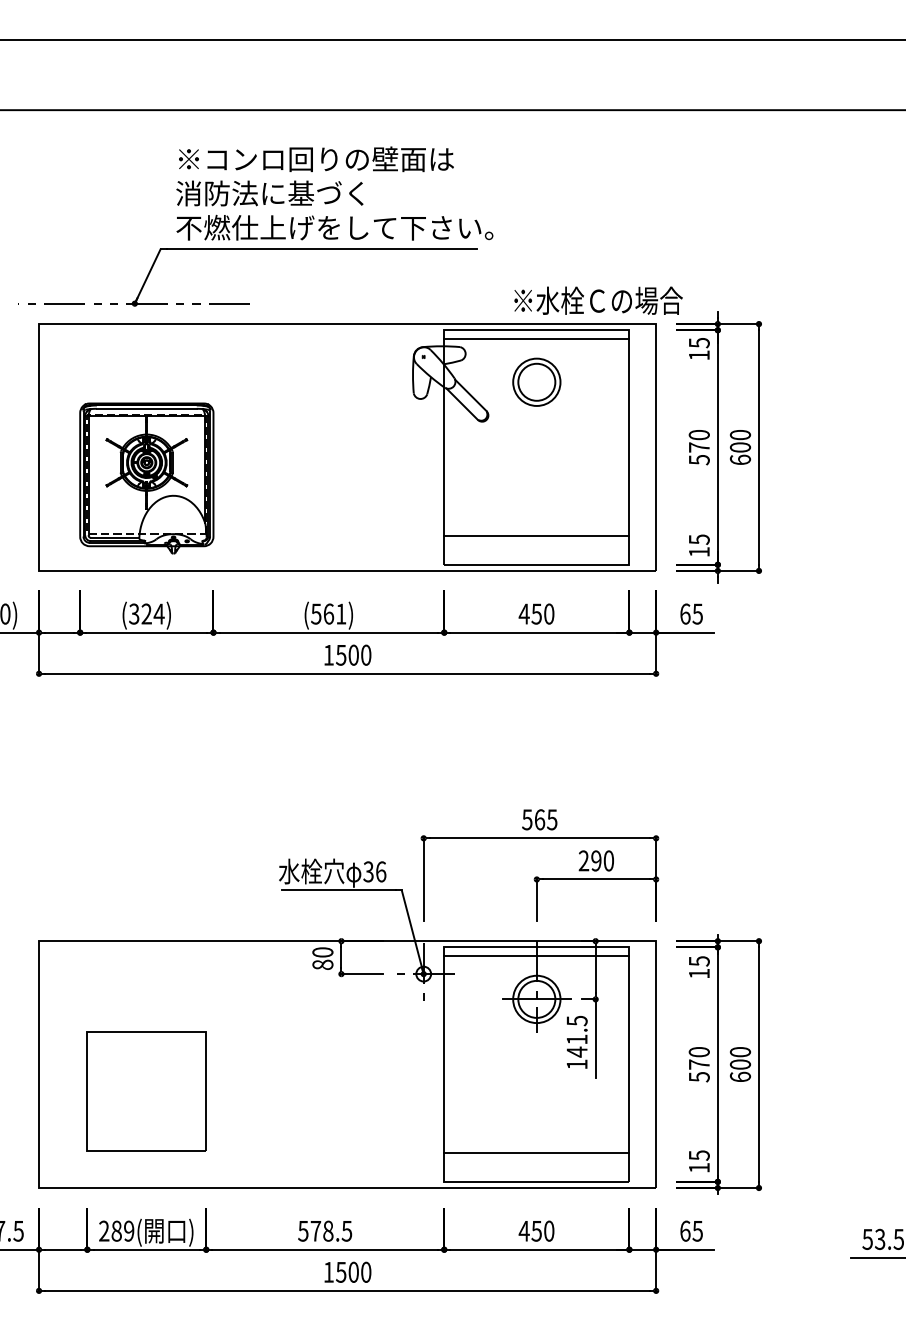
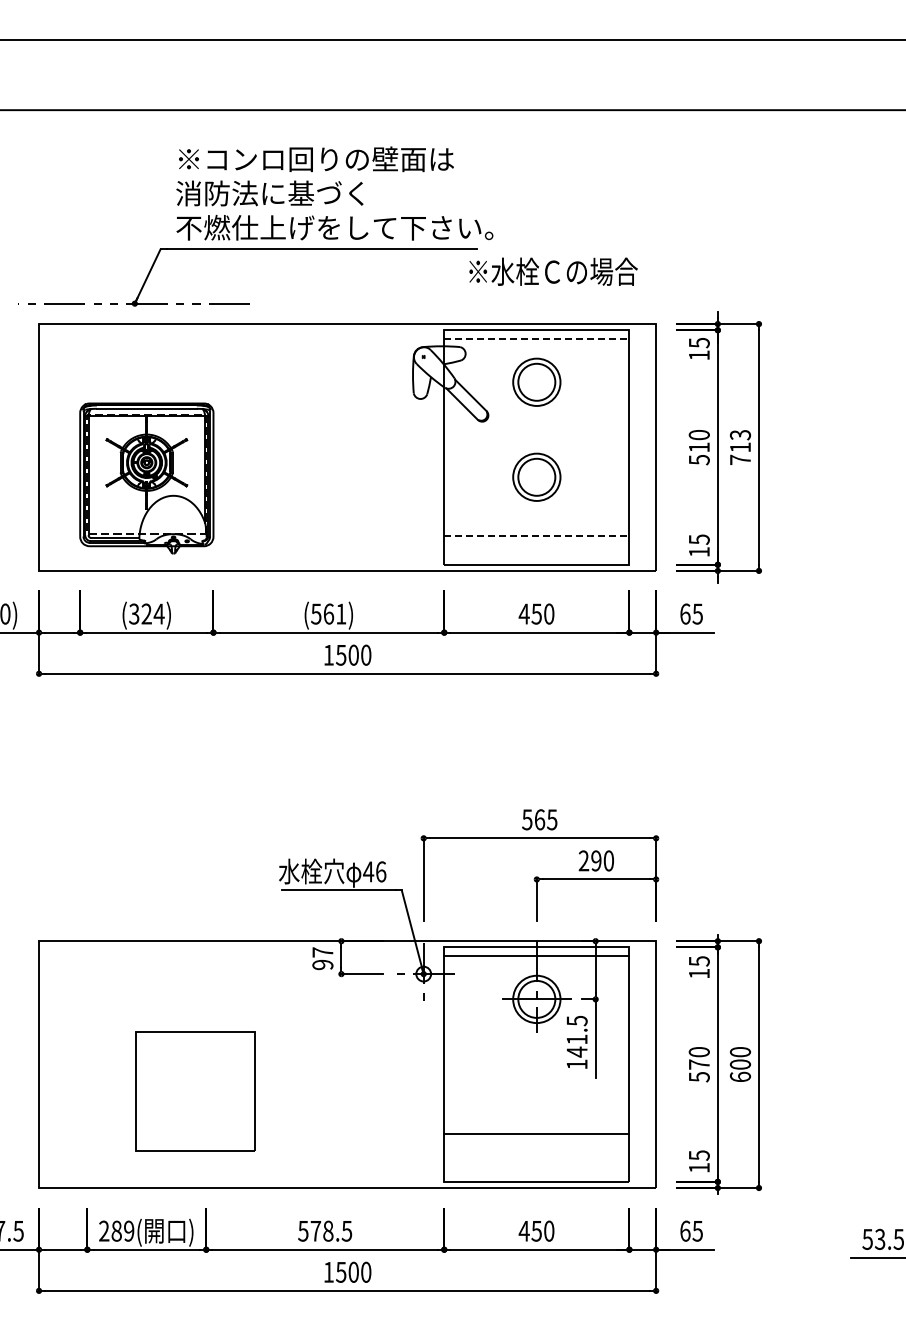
text position: (598, 300) -> (553, 271) (553, 271)
line: solid -> dashed (536, 338)
text: 570 -> 510 (699, 447)
text: 600 -> 713 (740, 447)
part: none -> present (536, 476)
line: solid -> dashed (536, 536)
text: 36 -> 46 (368, 871)
text: 80 -> 97 (322, 958)
part position: (146, 1091) -> (195, 1091) (195, 1091)
line position: (536, 1153) -> (536, 1134) (536, 1134)
